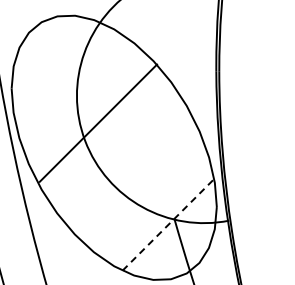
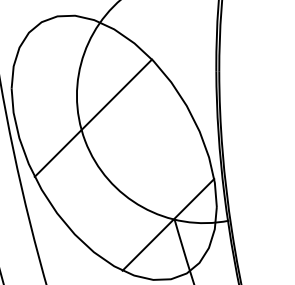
line position: (98, 122) -> (93, 117) (93, 117)
line: dashed -> solid (168, 224)
